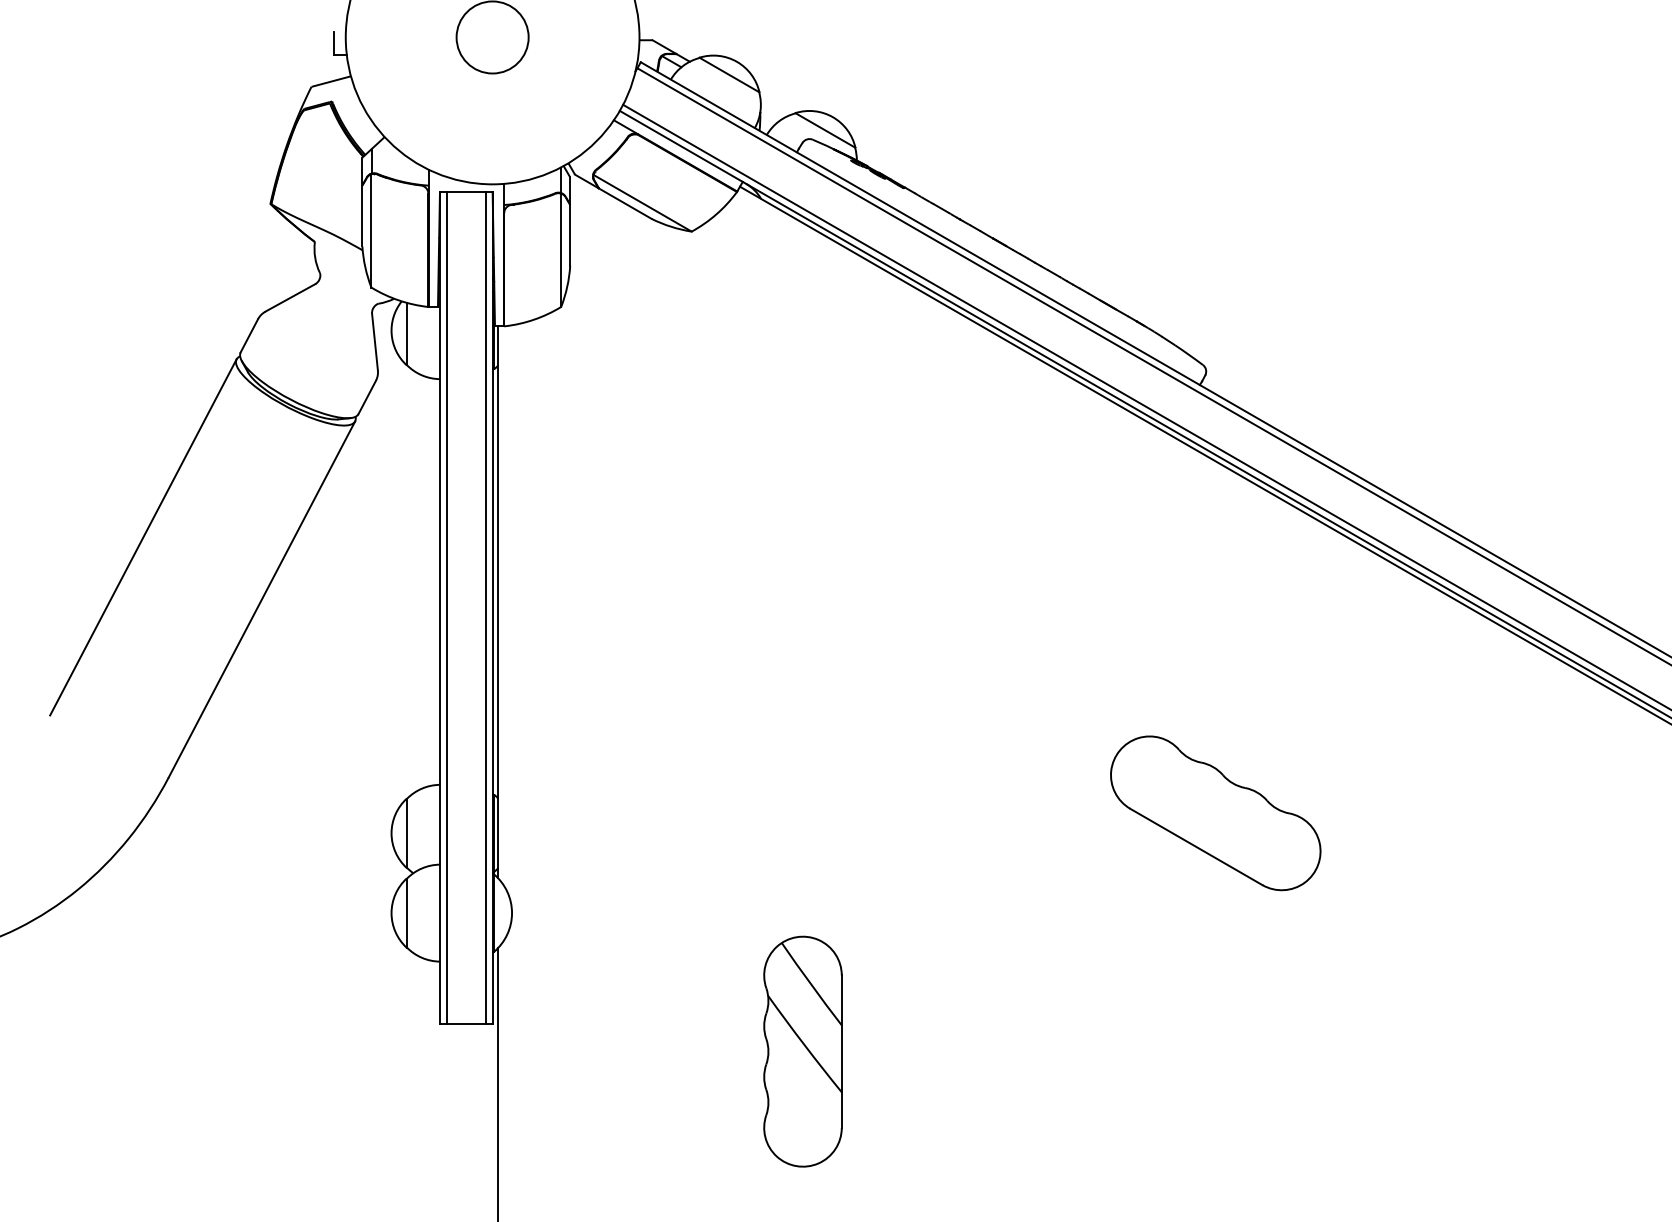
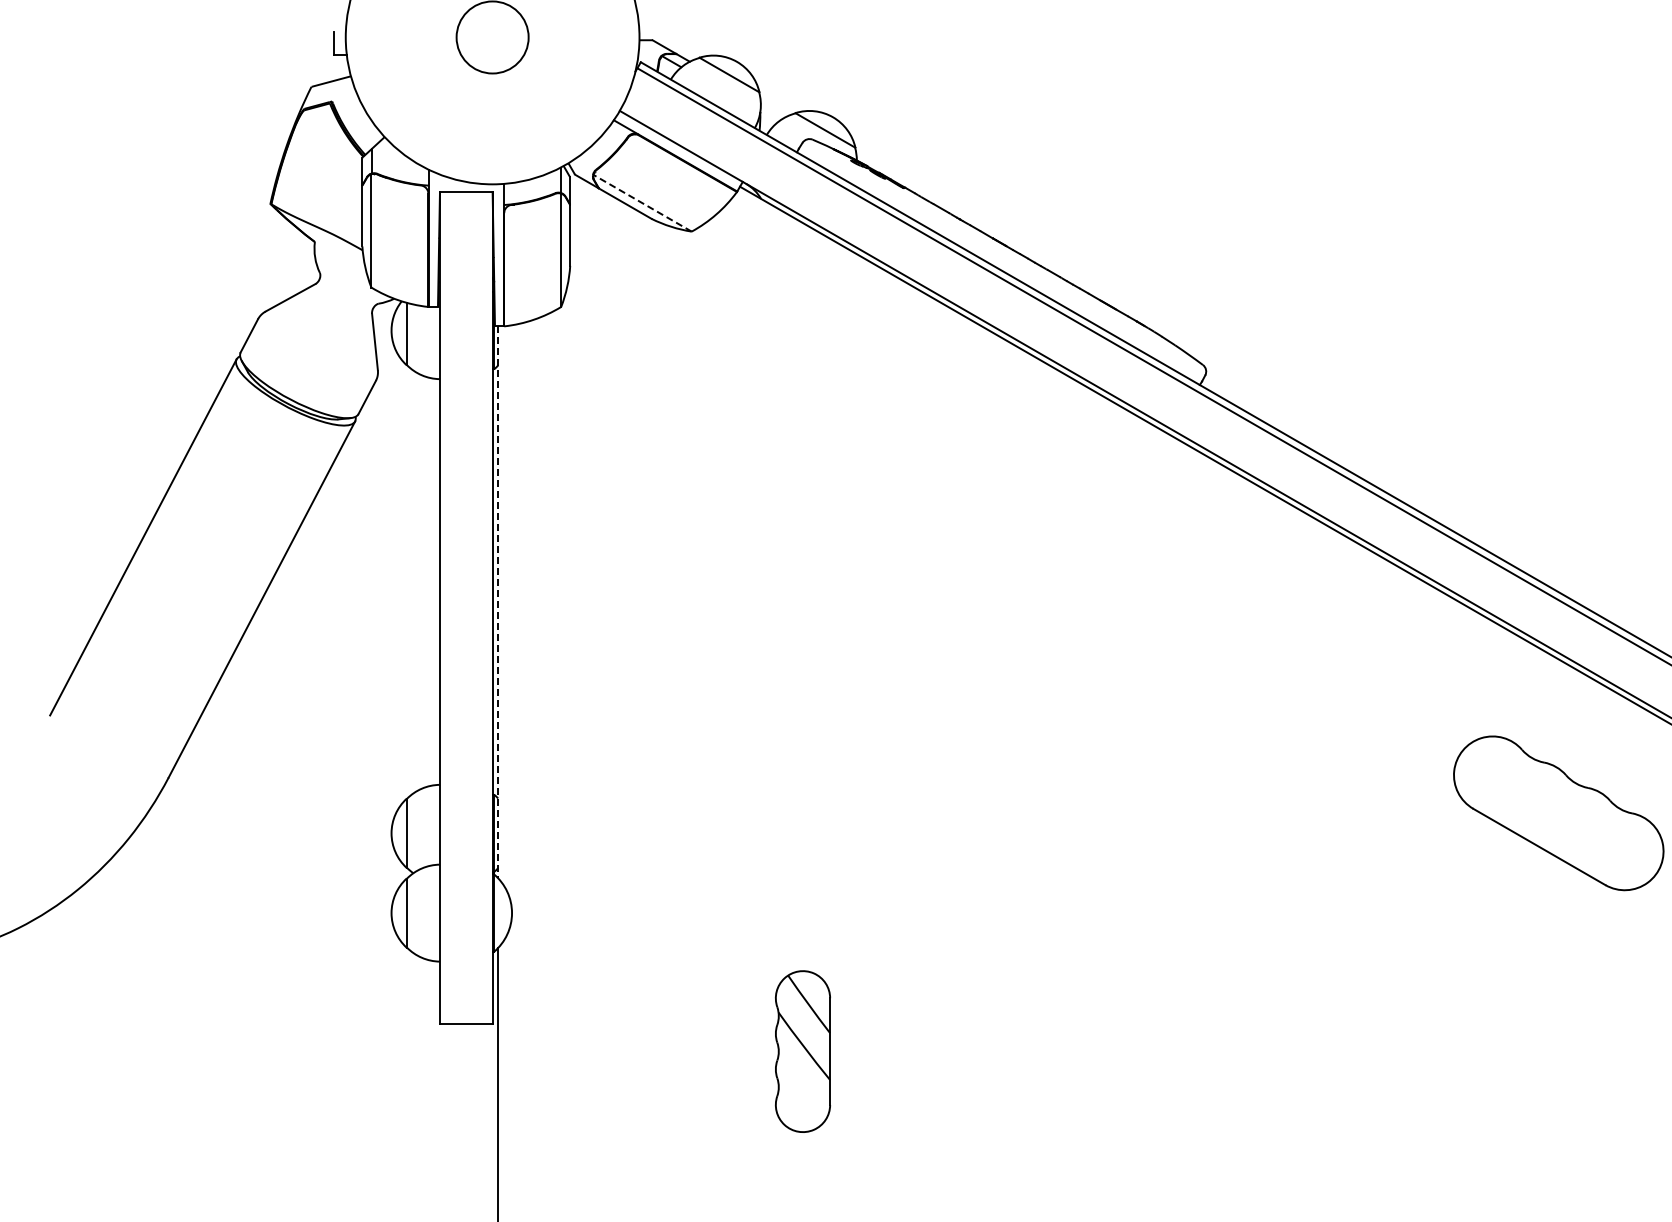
line: solid -> dashed (642, 203)
line: present -> none (1145, 406)
line: solid -> dashed (498, 602)
line: present -> none (446, 607)
line: present -> none (485, 607)
part position: (1215, 813) -> (1558, 813) (1558, 813)
part size: 80x233 px -> 56x163 px (802, 1051)
